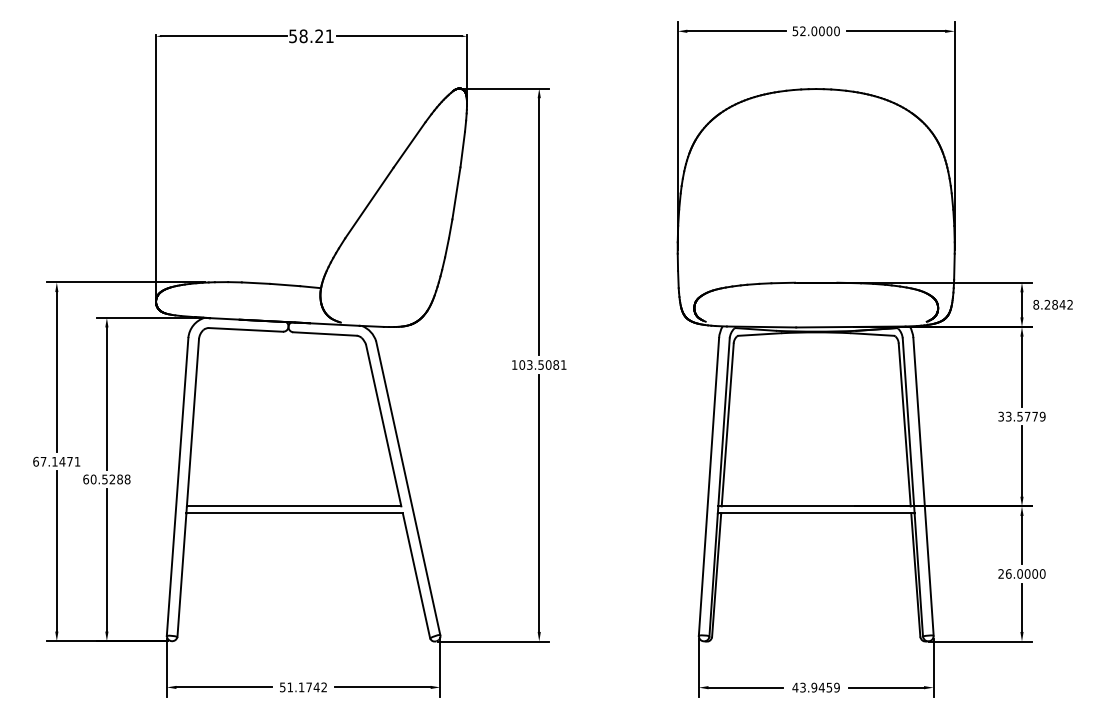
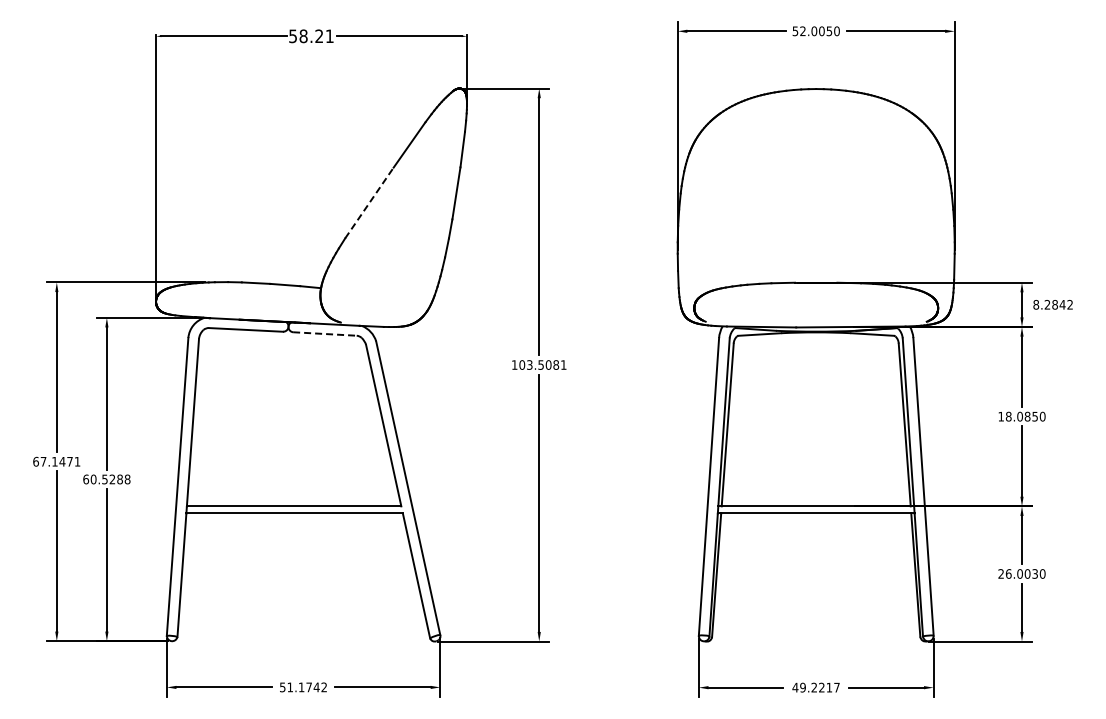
text: 52.0000 -> 52.0050 (829, 31)
line: solid -> dashed (369, 203)
line: solid -> dashed (324, 334)
text: 33.5779 -> 18.0850 (1021, 416)
text: 26.0000 -> 26.0030 (1035, 573)
text: 43.9459 -> 49.2217 (819, 687)
